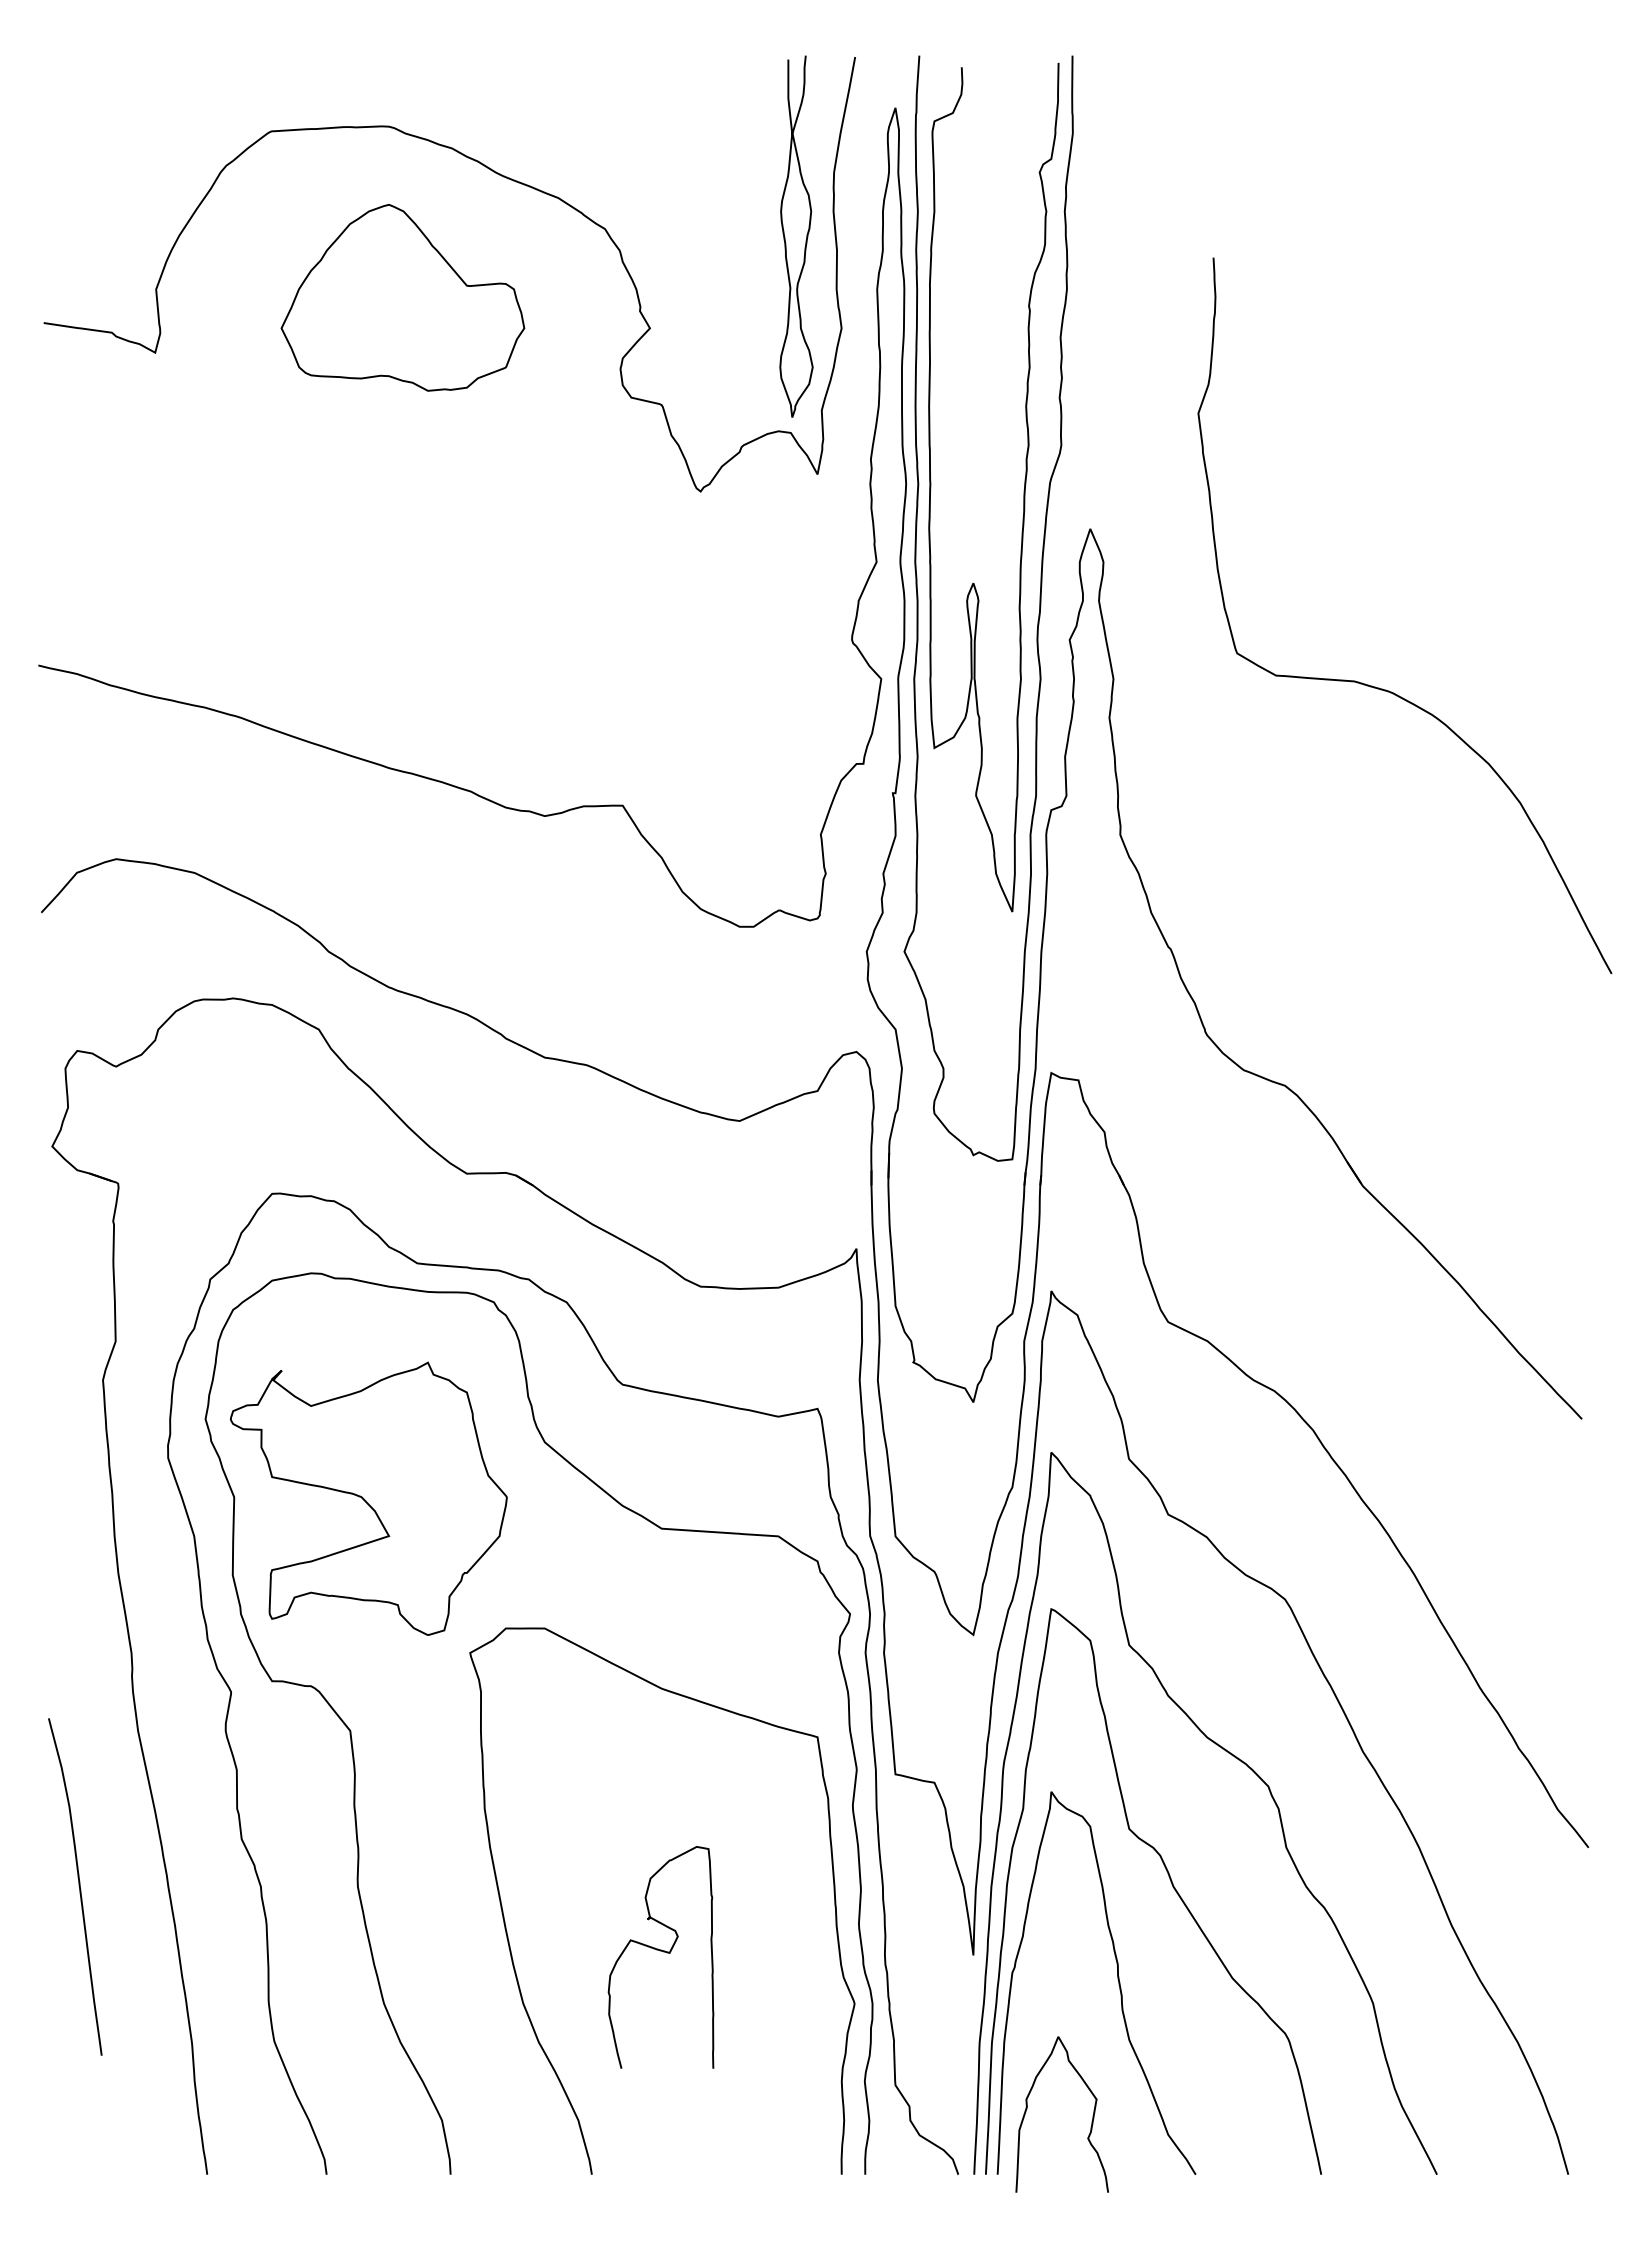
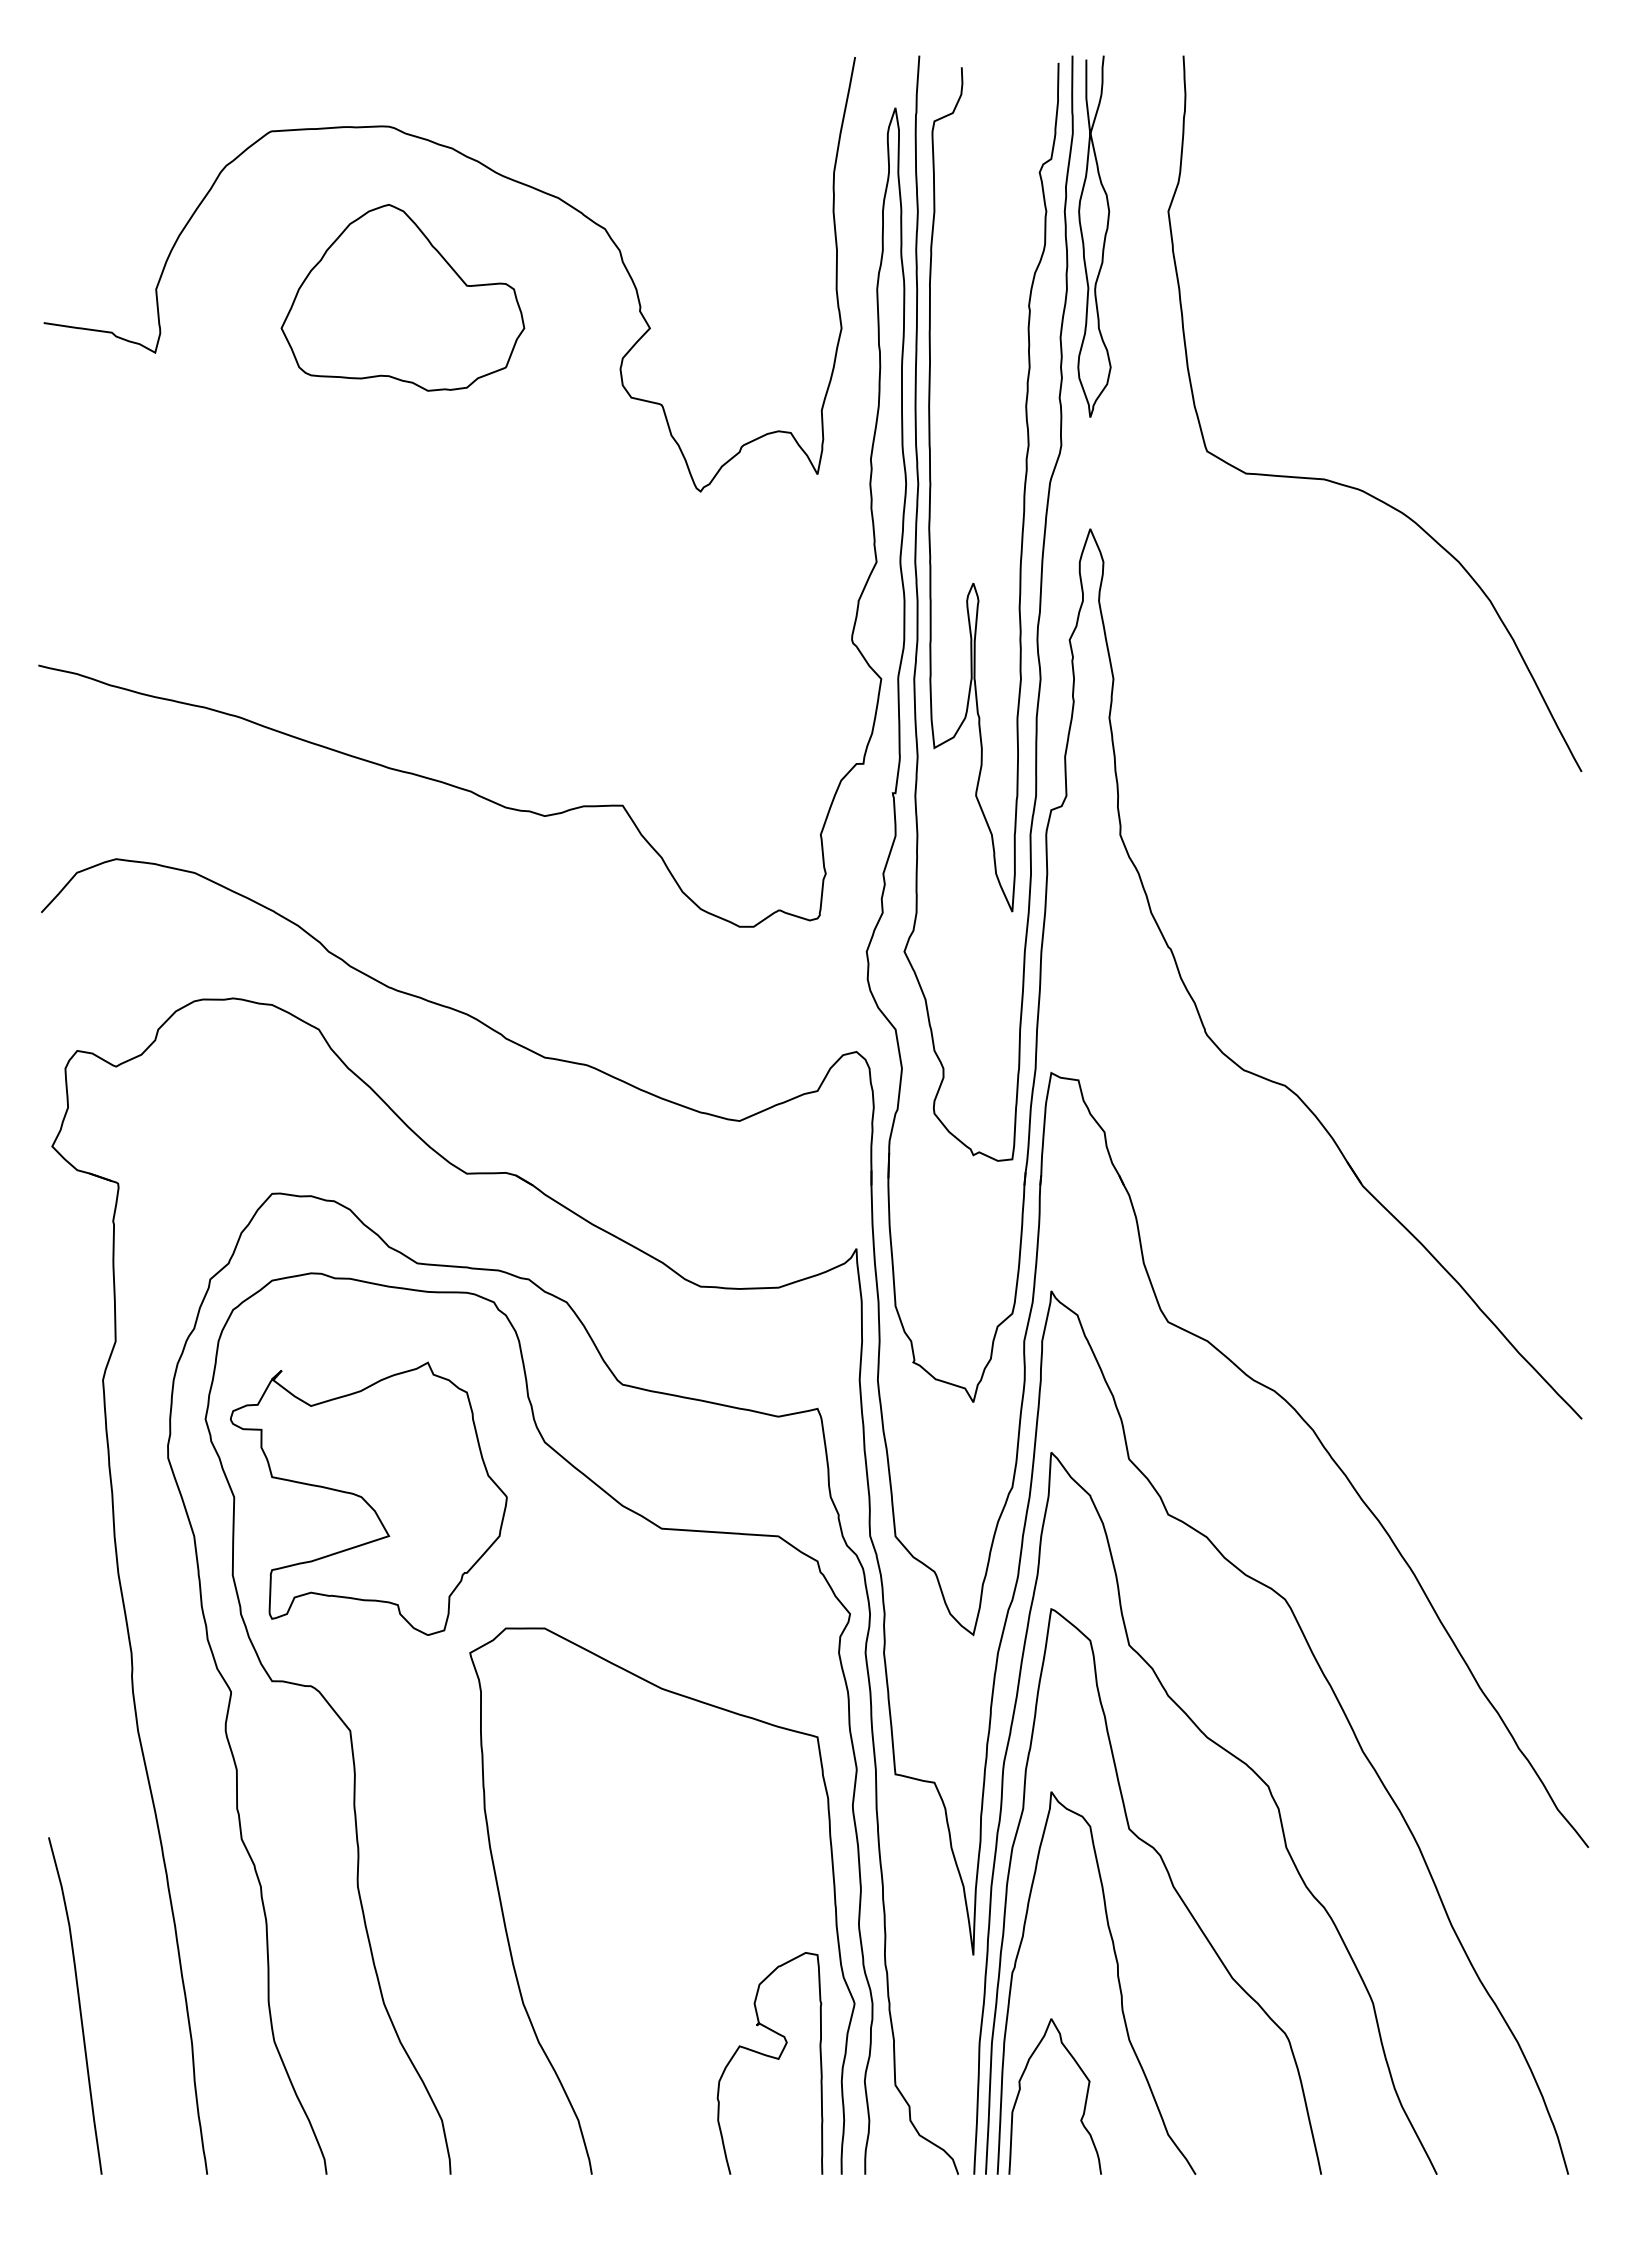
curve position: (805, 240) -> (1103, 240) (1103, 240)
curve position: (1386, 689) -> (1356, 487) (1356, 487)
curve position: (78, 1886) -> (78, 2005) (78, 2005)
curve position: (663, 1952) -> (772, 2058) (772, 2058)
curve position: (1091, 2121) -> (1084, 2103) (1084, 2103)
